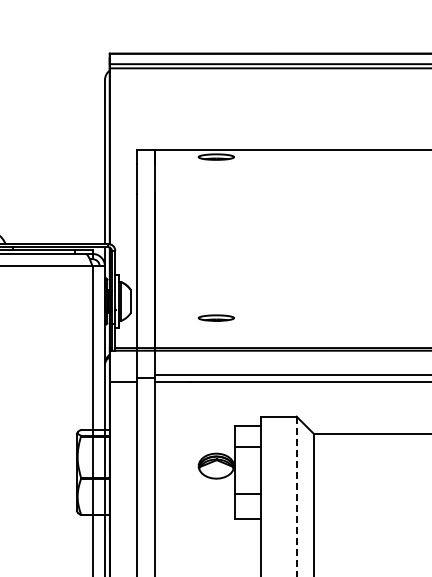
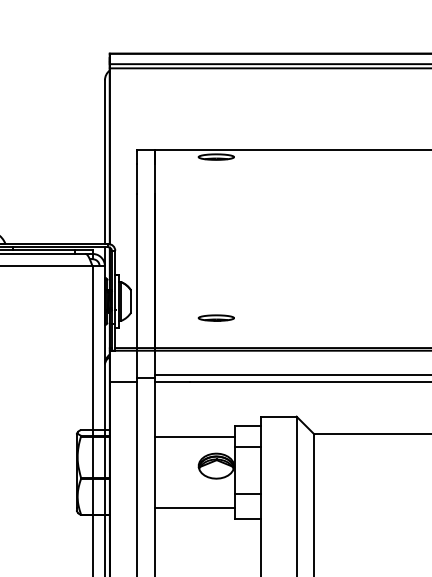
line: none -> present (194, 436)
line: dashed -> solid (296, 496)
line: none -> present (194, 507)
